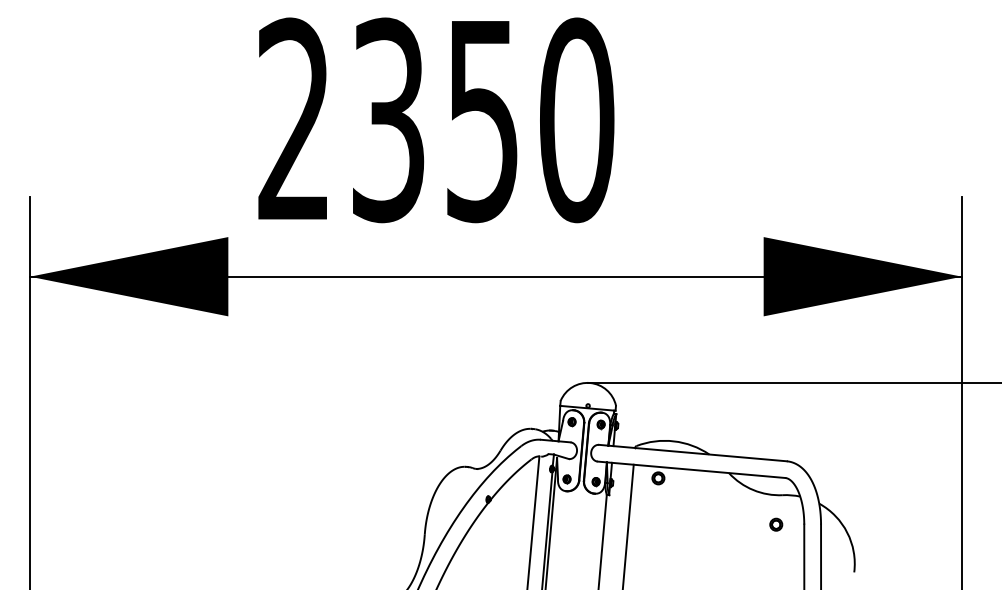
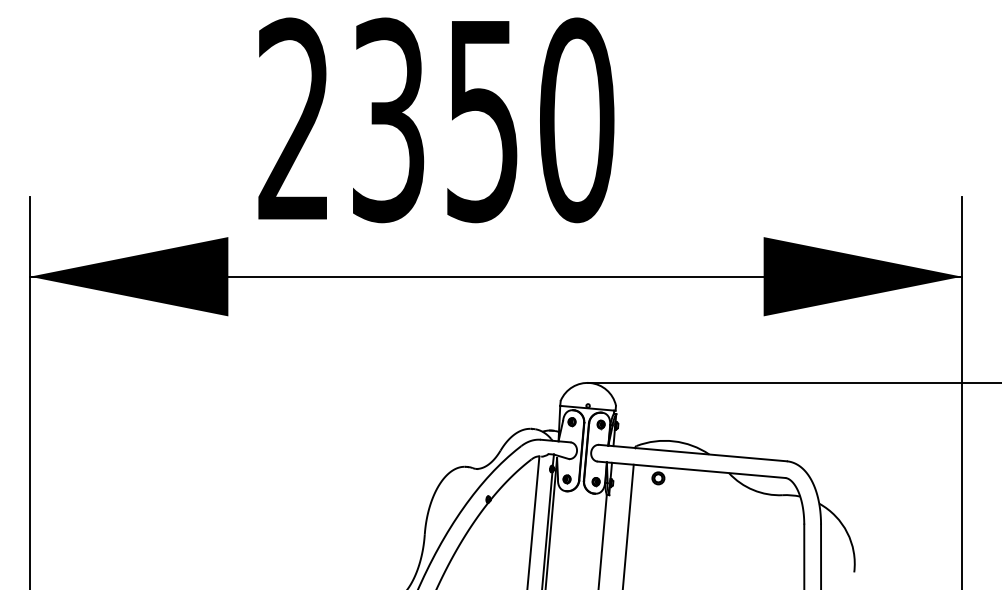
part: present -> none (776, 524)
